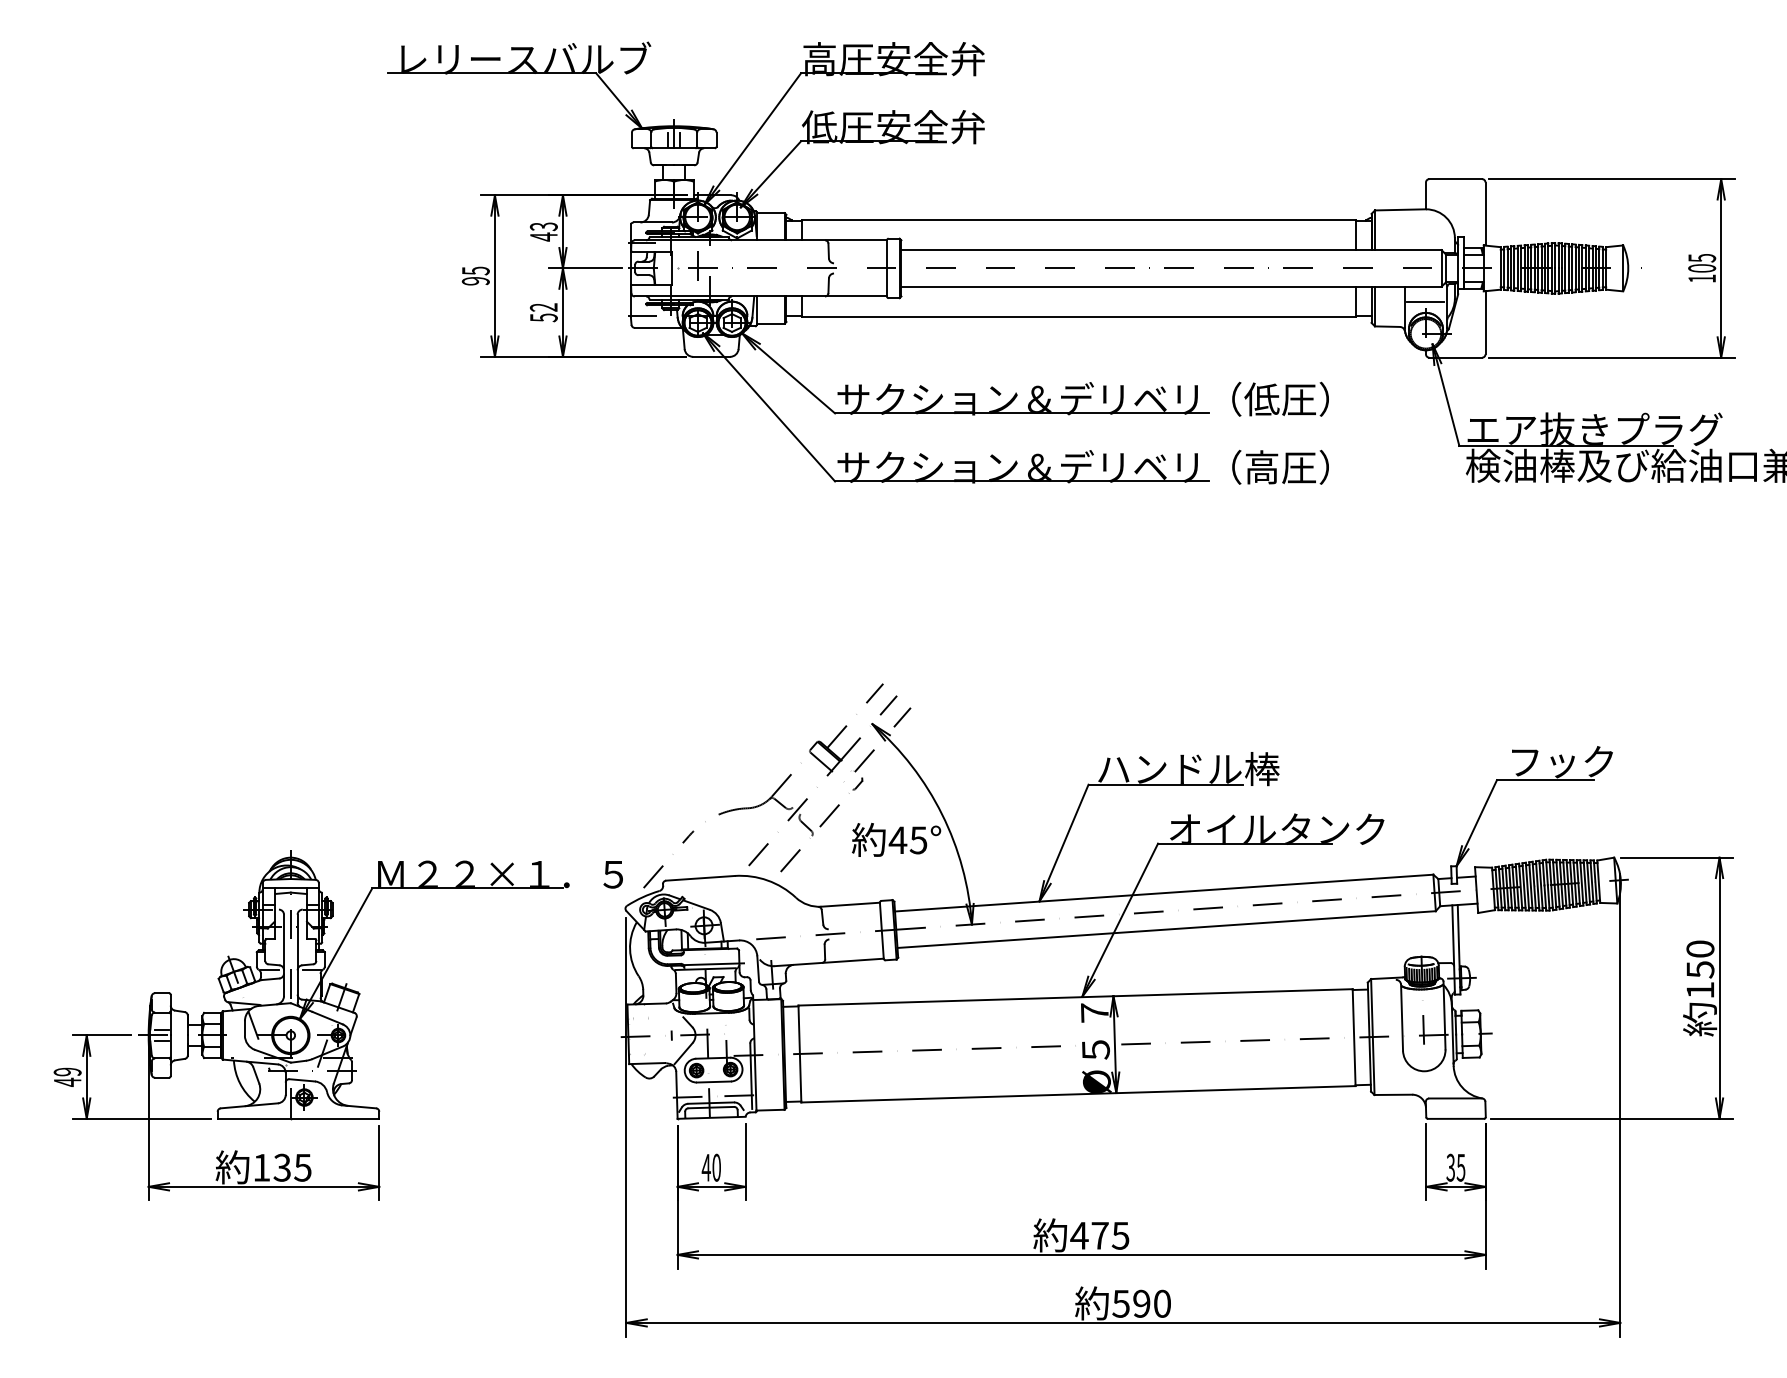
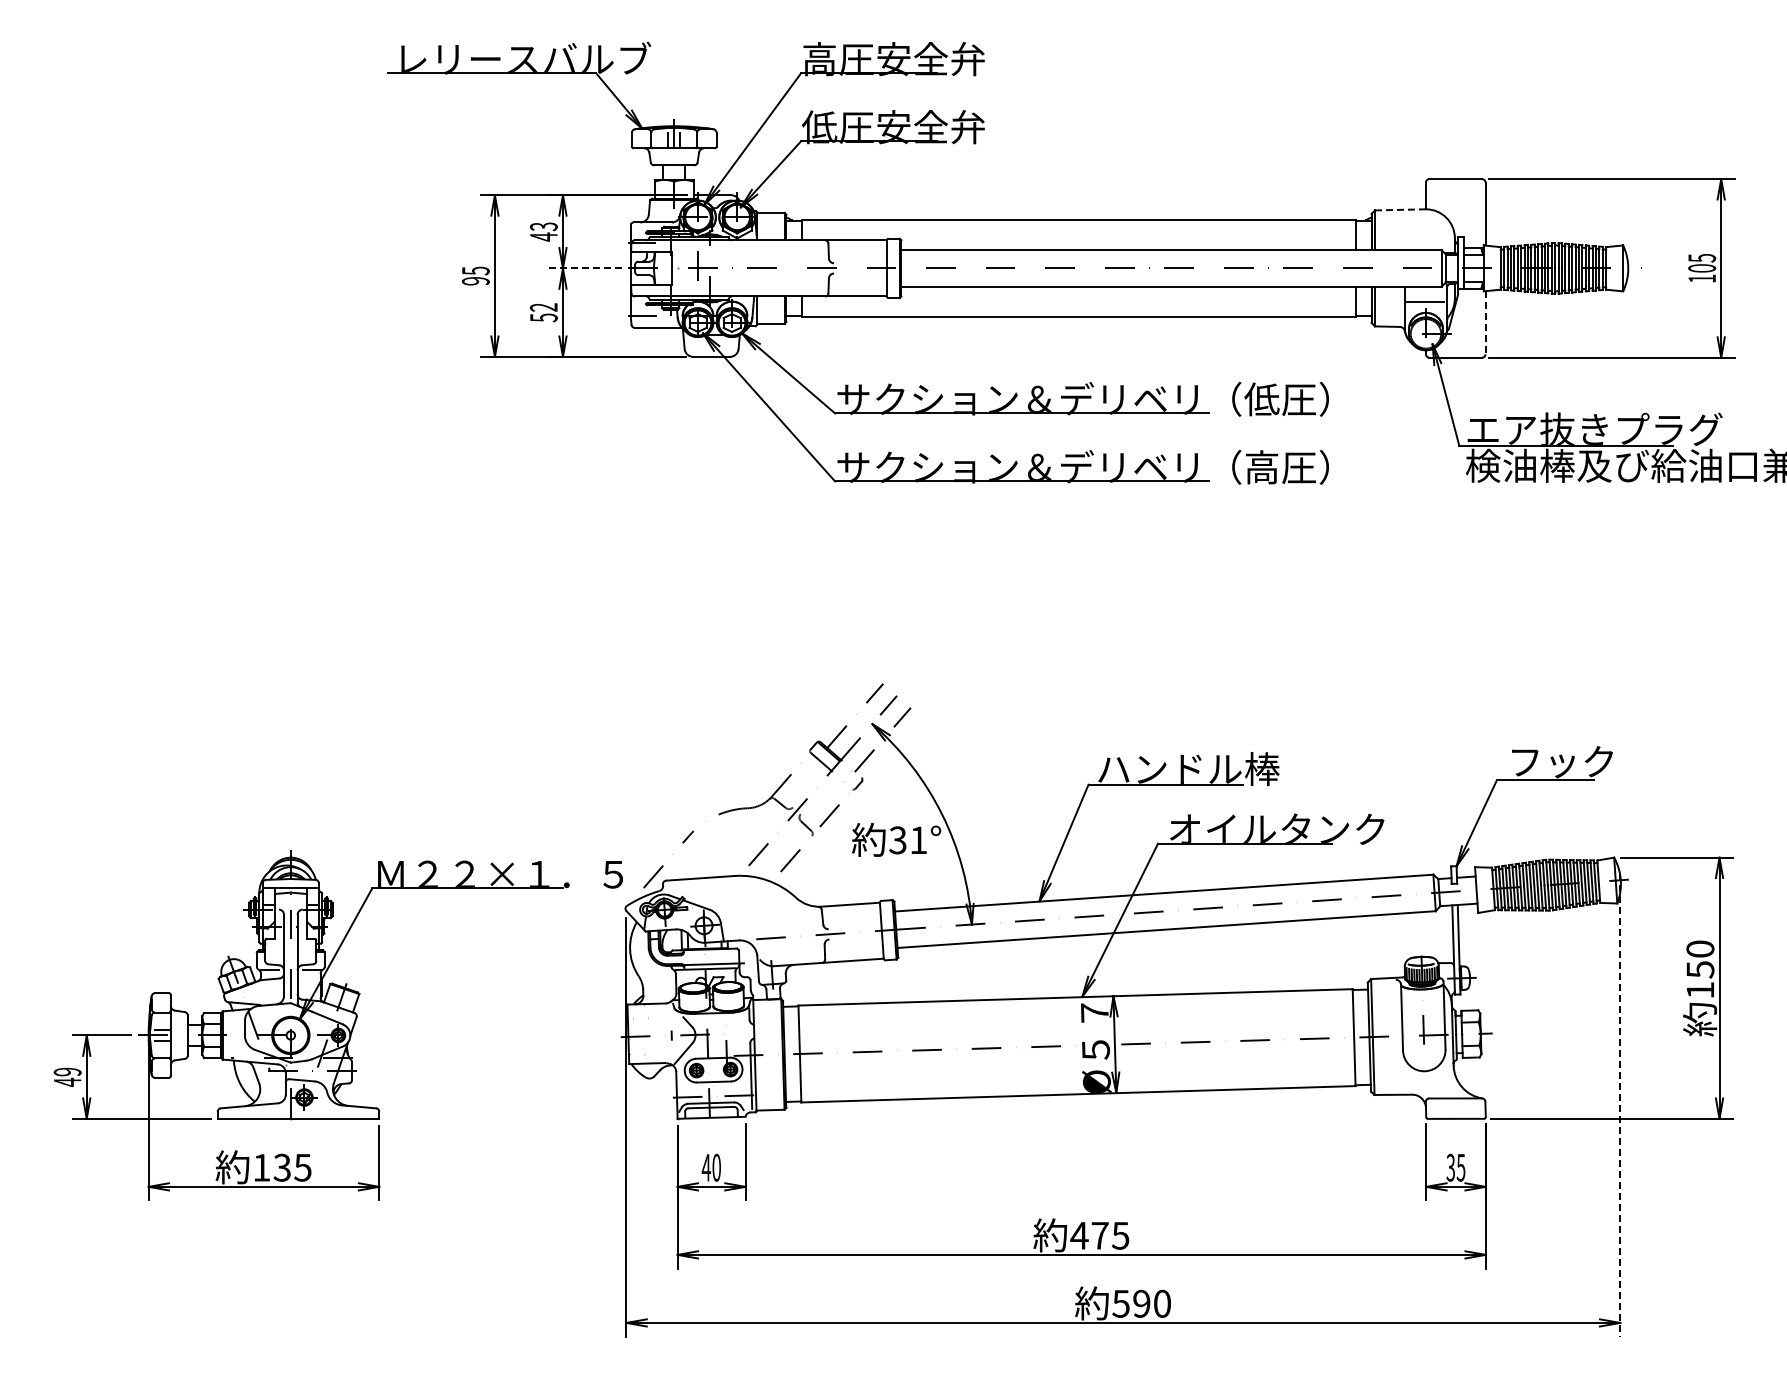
line: solid -> dashed (1400, 209)
line: solid -> dashed (584, 268)
line: solid -> dashed (1485, 323)
text: 45° -> 31° (907, 840)
line: solid -> dashed (1620, 1105)
